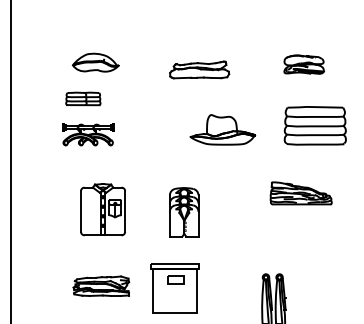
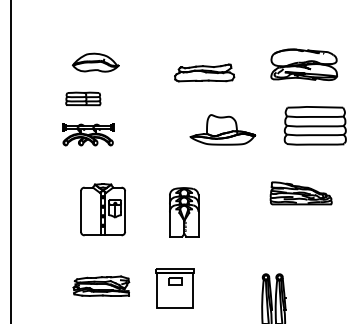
part size: 42x21 px -> 68x33 px (303, 64)
part position: (199, 69) -> (204, 72) (204, 72)
part size: 50x51 px -> 40x41 px (174, 288)
